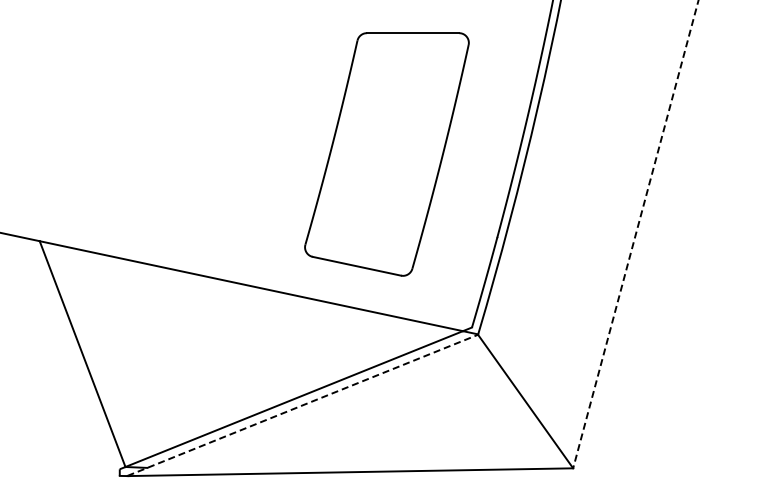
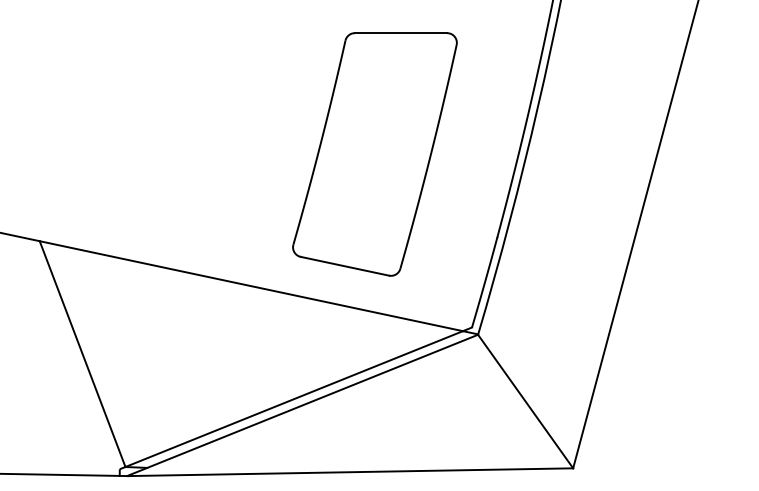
part position: (386, 154) -> (374, 154) (374, 154)
line: dashed -> solid (635, 234)
line: dashed -> solid (302, 405)
line: none -> present (60, 474)
